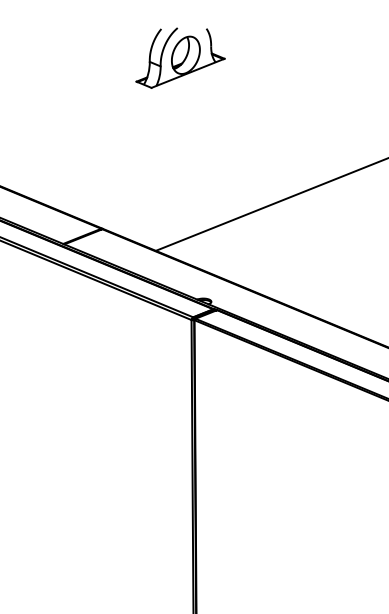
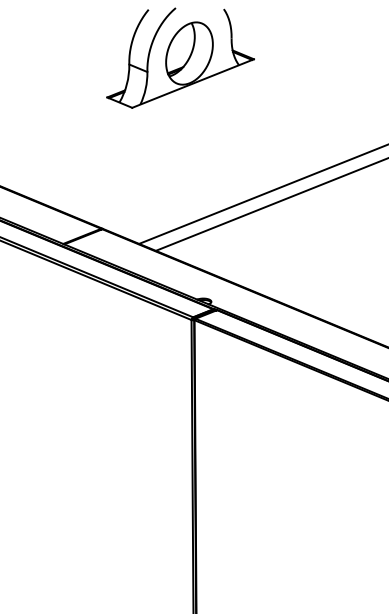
part size: 91x62 px -> 149x102 px (180, 57)
line: none -> present (262, 194)
